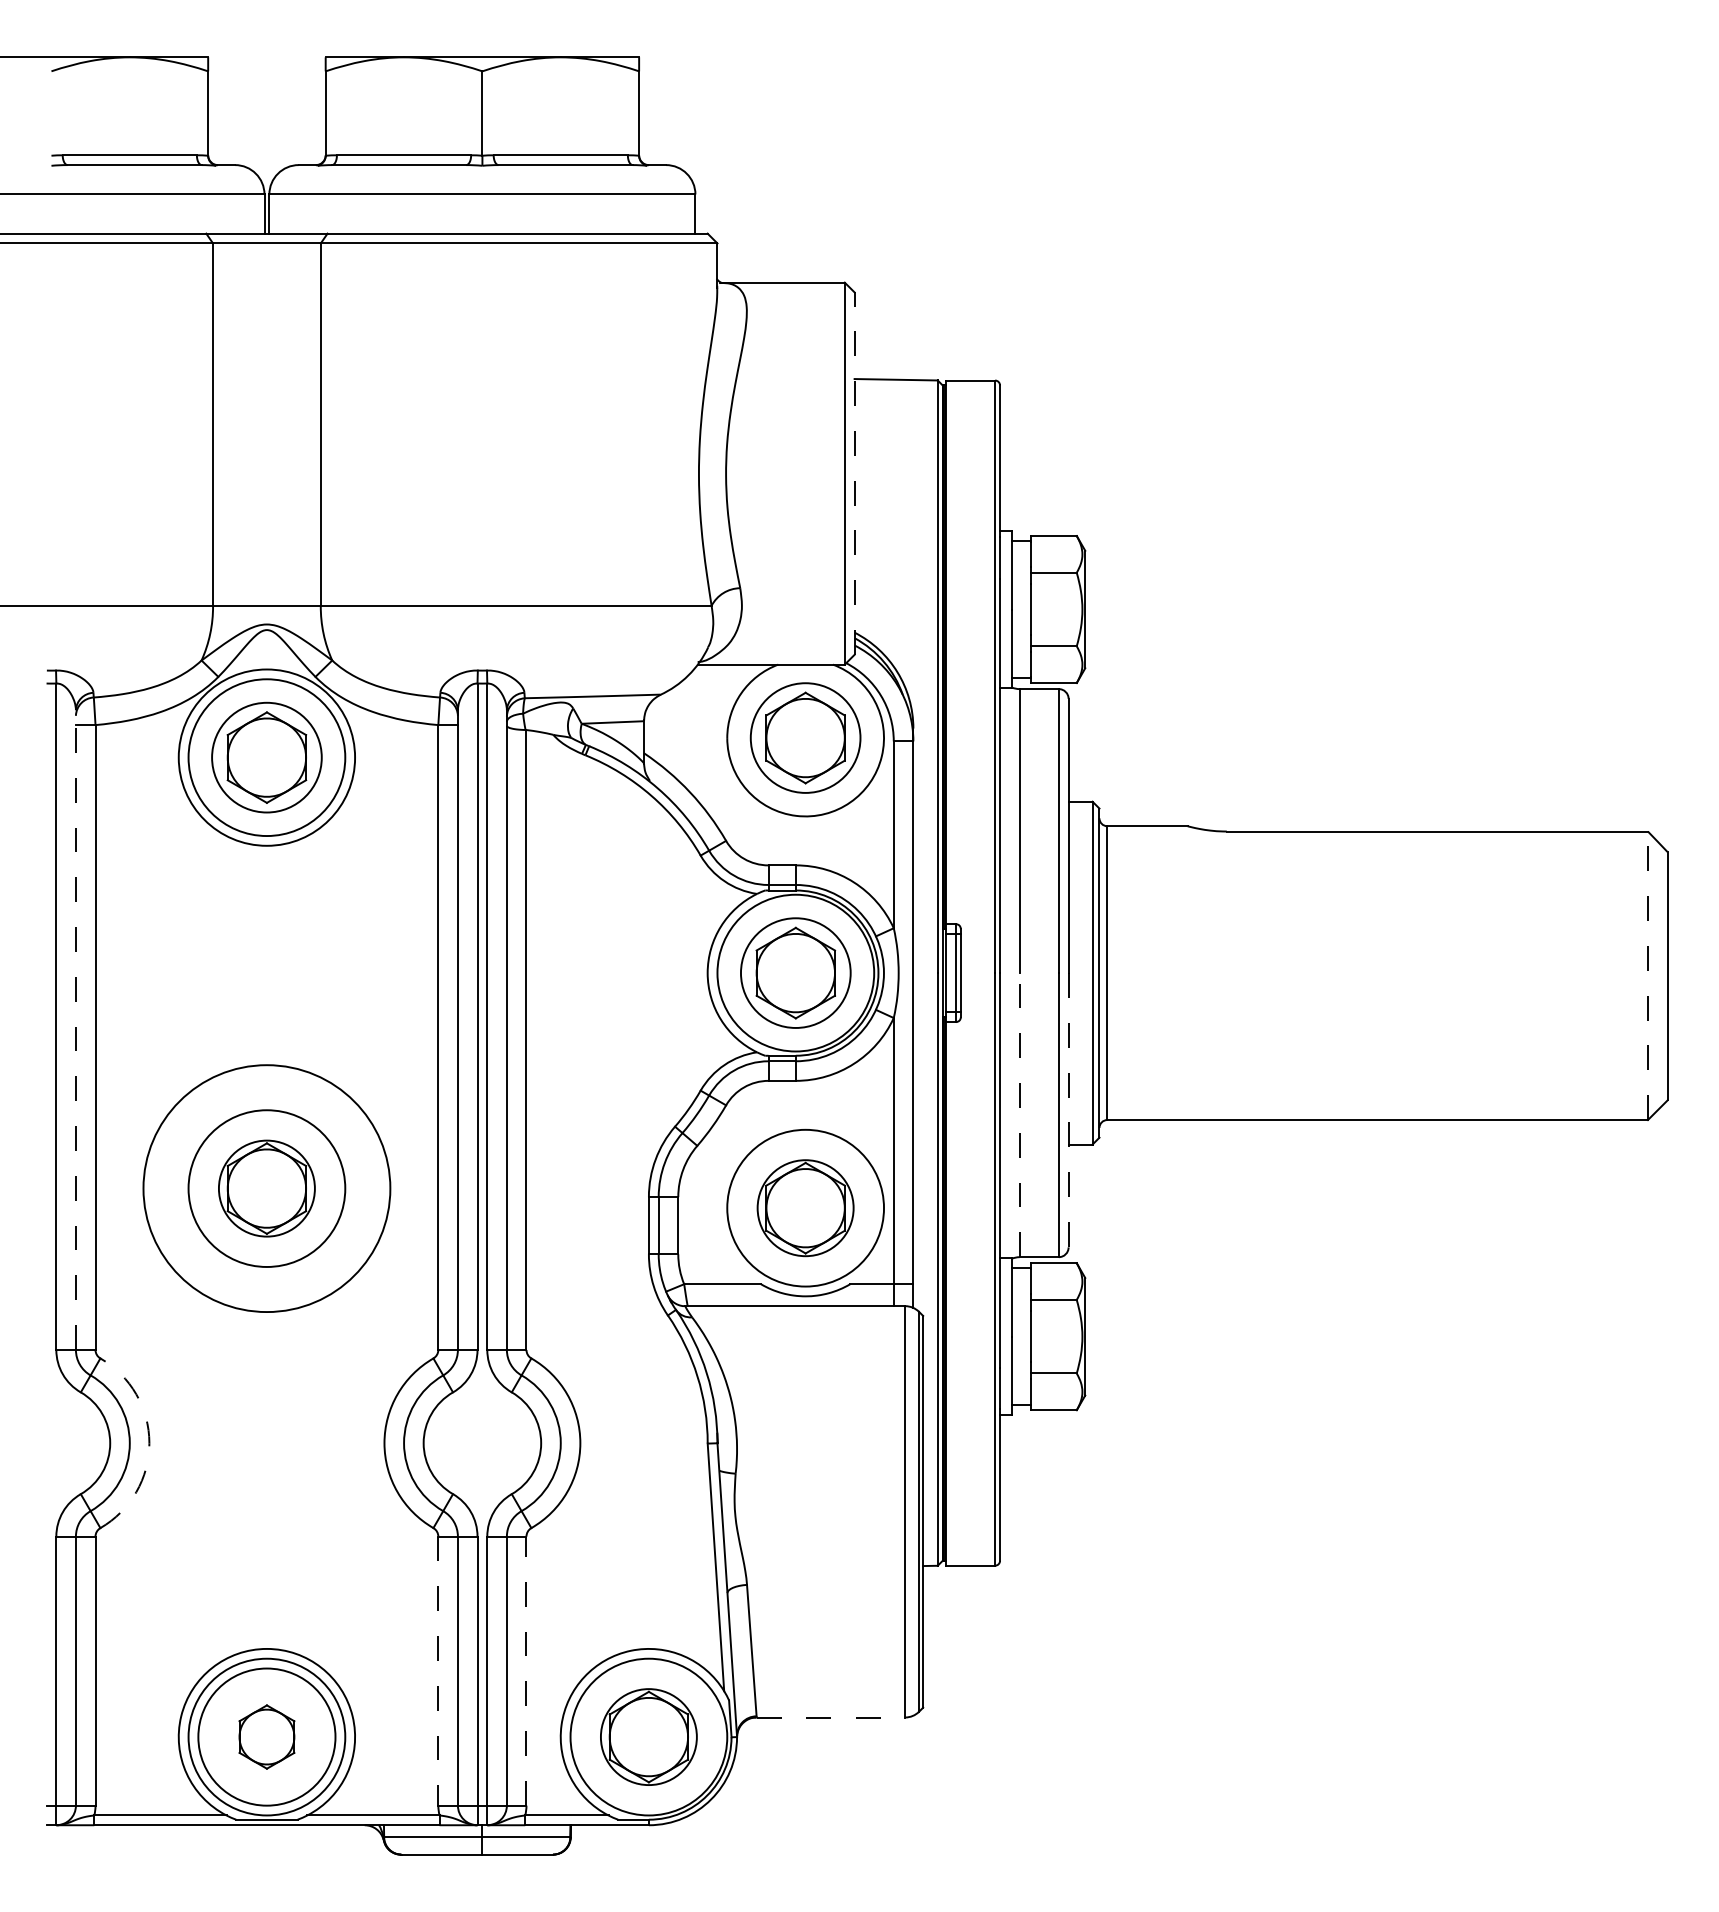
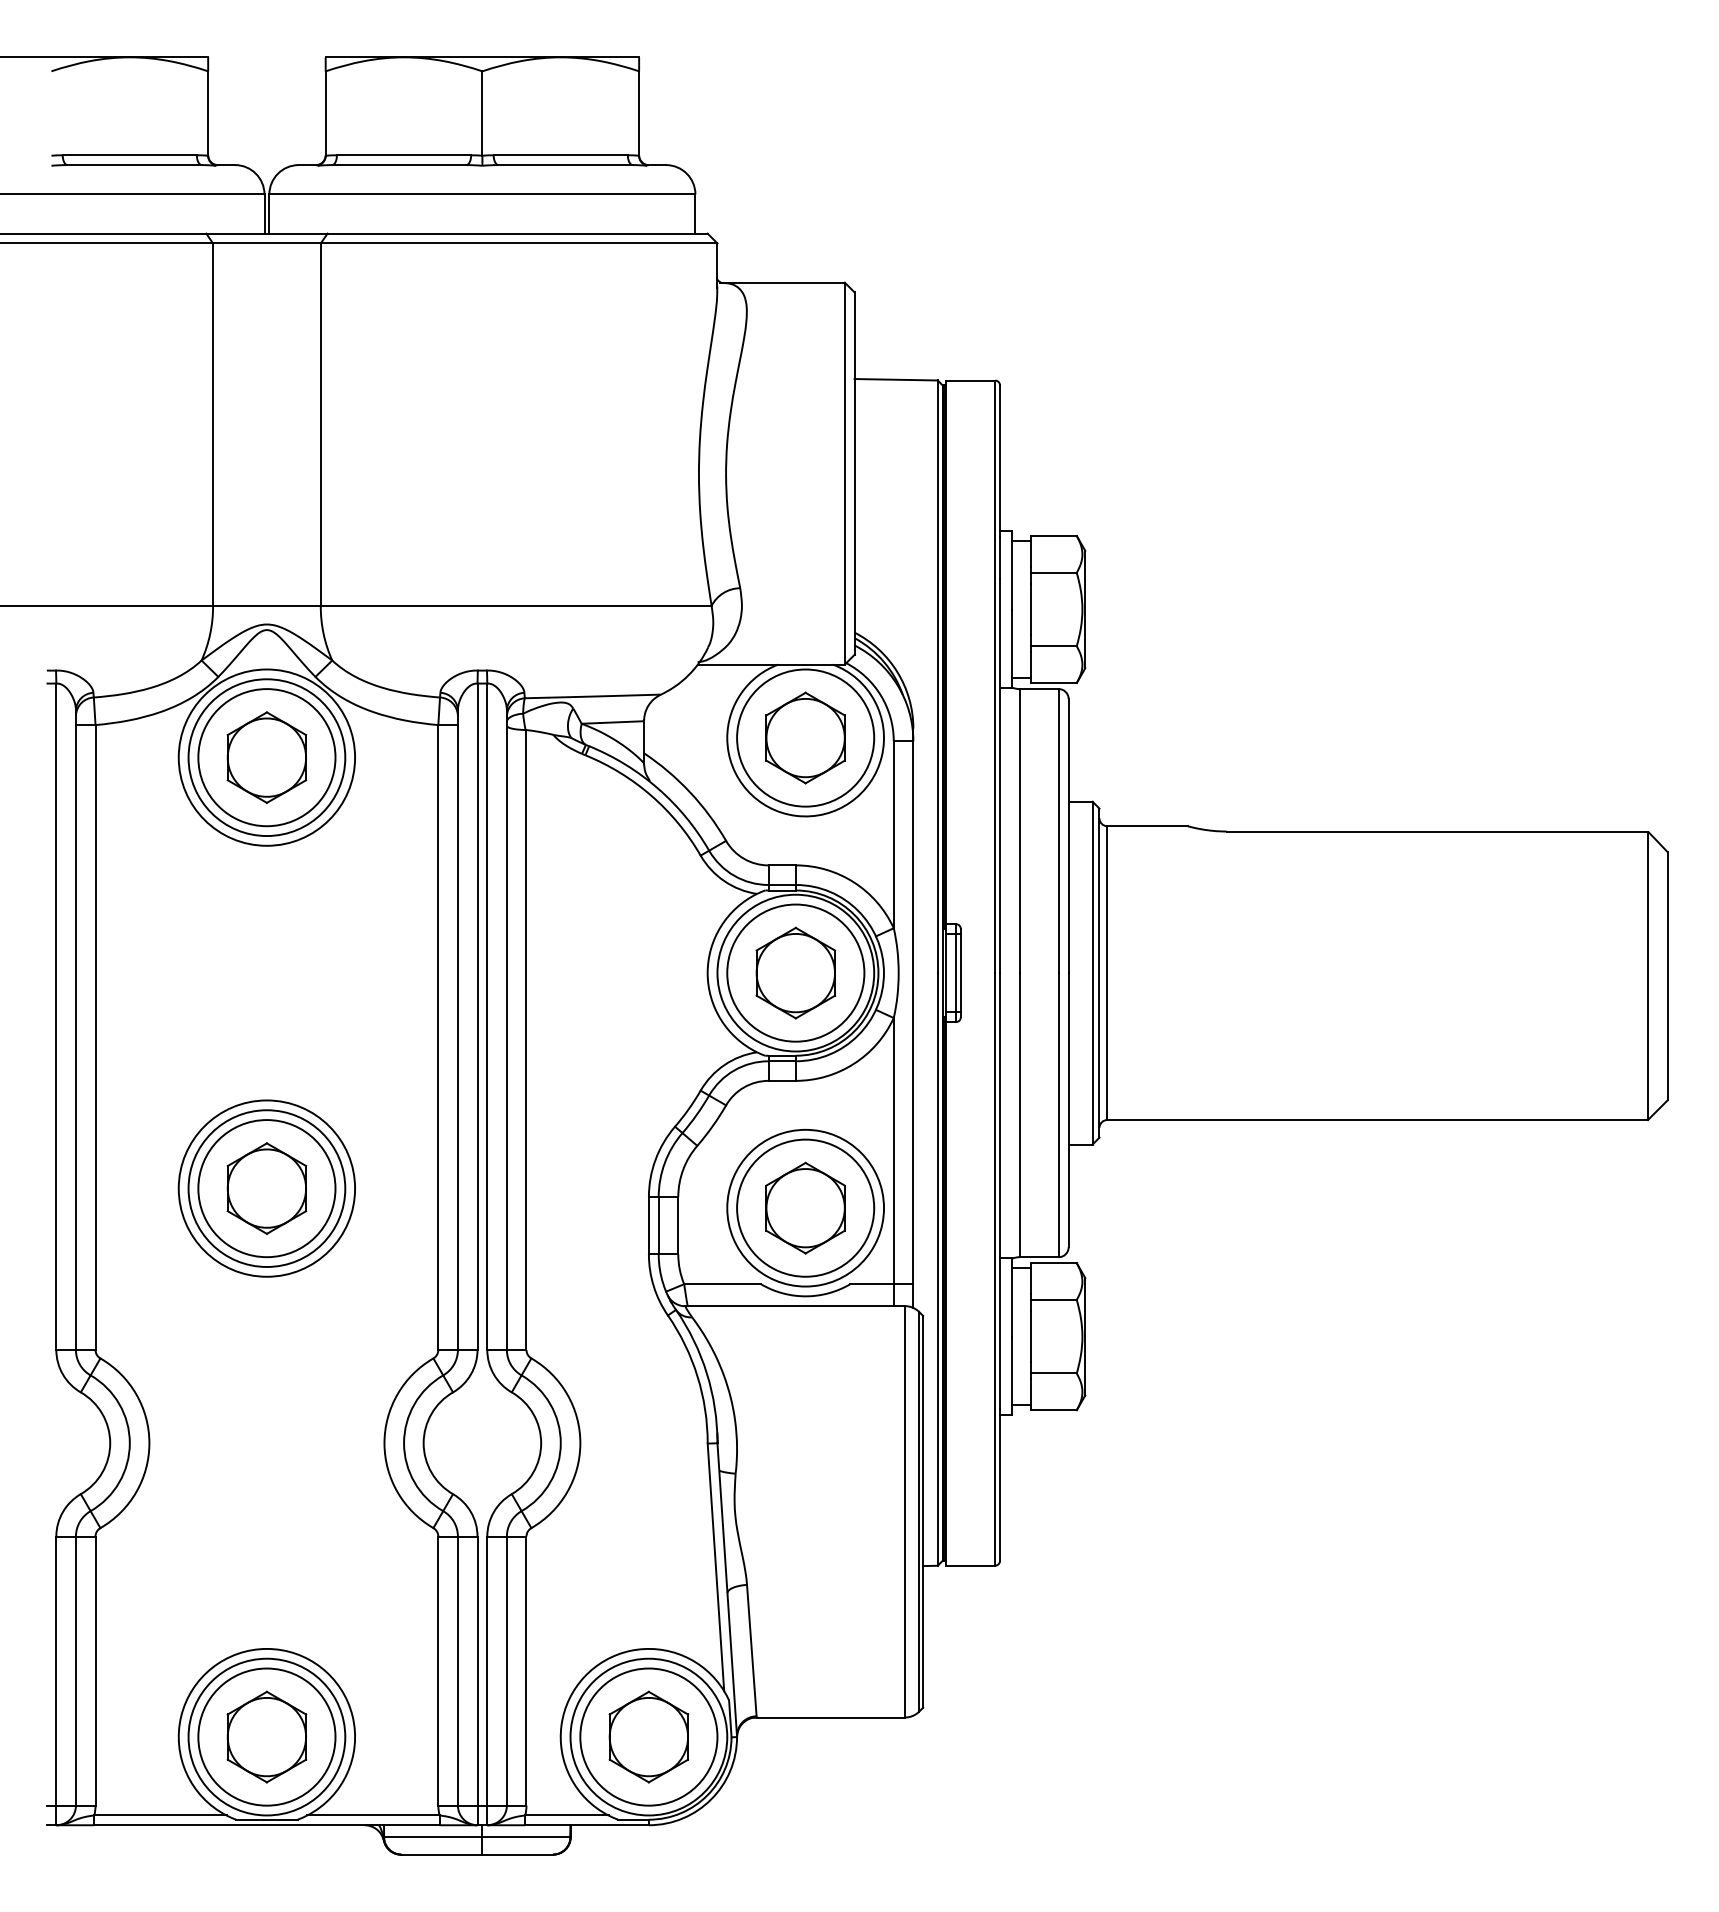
line: dashed -> solid (854, 473)
circle diameter: 110 px -> 137 px (805, 737)
circle diameter: 110 px -> 137 px (266, 757)
circle diameter: 110 px -> 137 px (795, 972)
line: dashed -> solid (1647, 975)
line: dashed -> solid (75, 1030)
line: dashed -> solid (1068, 1110)
line: dashed -> solid (1019, 1114)
circle diameter: 247 px -> 176 px (266, 1188)
circle diameter: 96 px -> 137 px (266, 1188)
circle diameter: 96 px -> 137 px (805, 1207)
arc: dashed -> solid (149, 1443)
line: dashed -> solid (438, 1671)
line: dashed -> solid (526, 1671)
line: dashed -> solid (831, 1717)
part size: 58x66 px -> 82x94 px (266, 1736)
circle diameter: 96 px -> 137 px (648, 1736)
